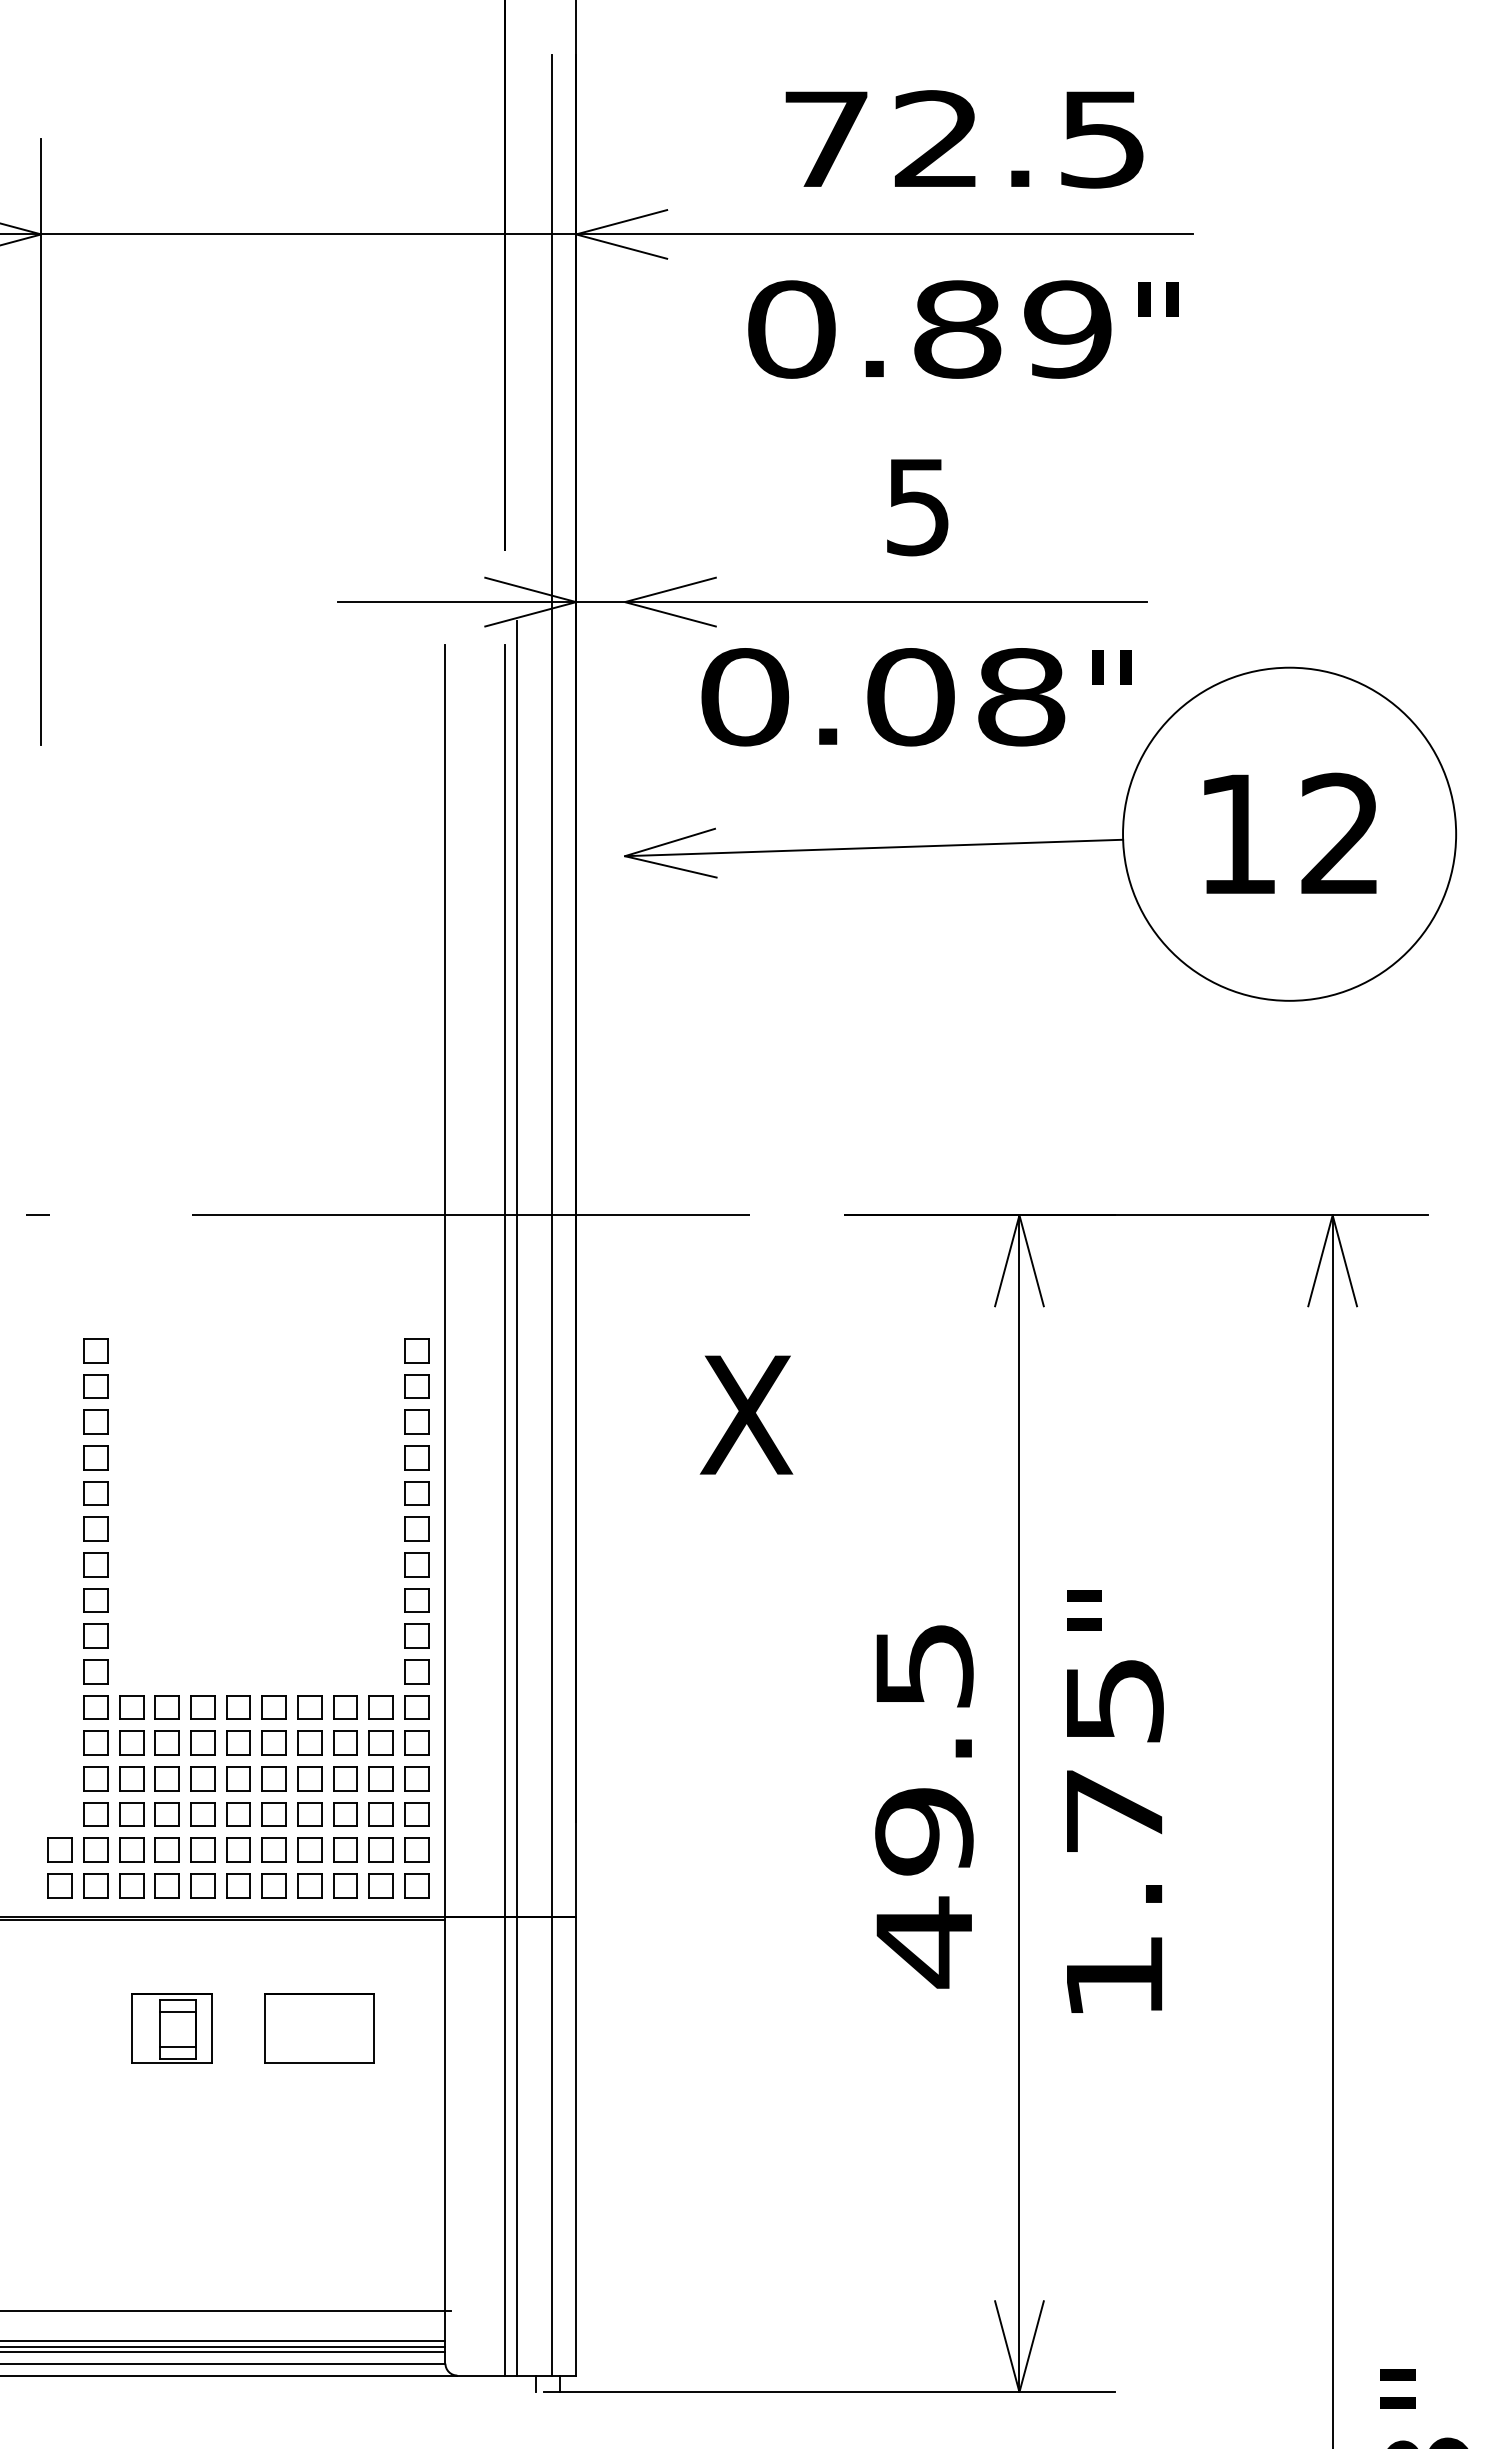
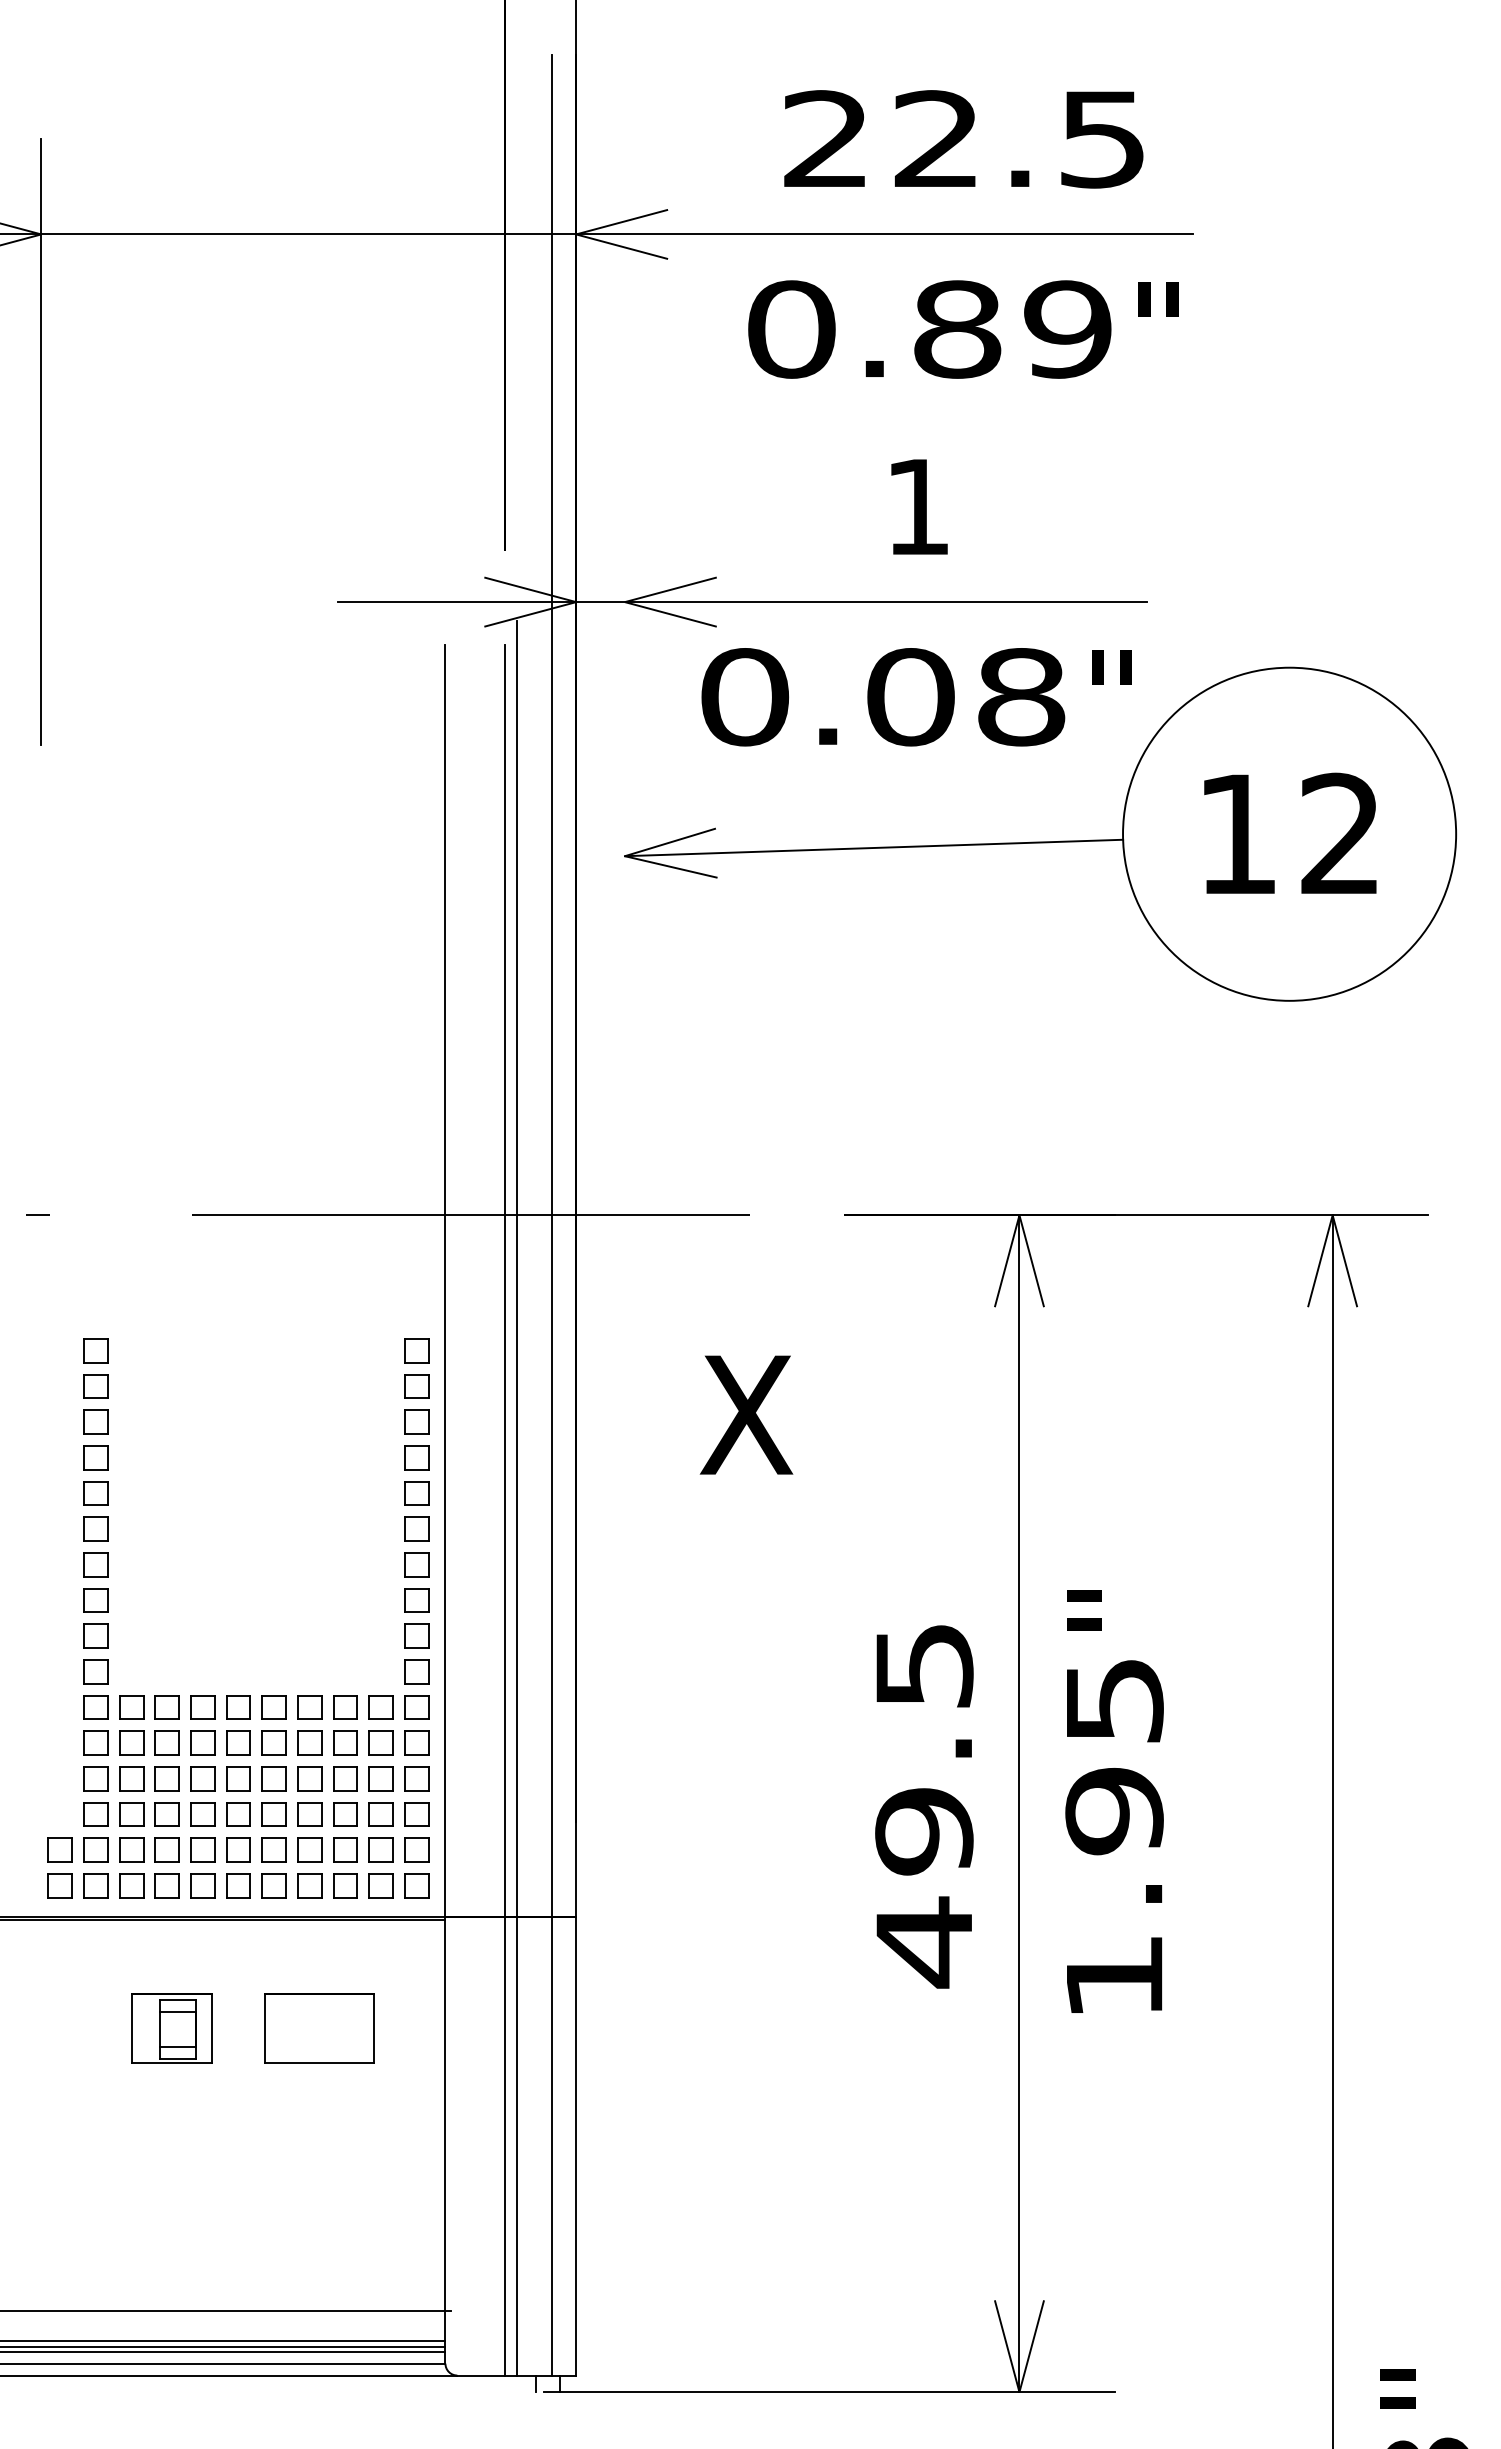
text: 72.5 -> 22.5 (825, 138)
text: 5 -> 1 (917, 507)
text: 1.75 -> 1.95 (1114, 1811)
